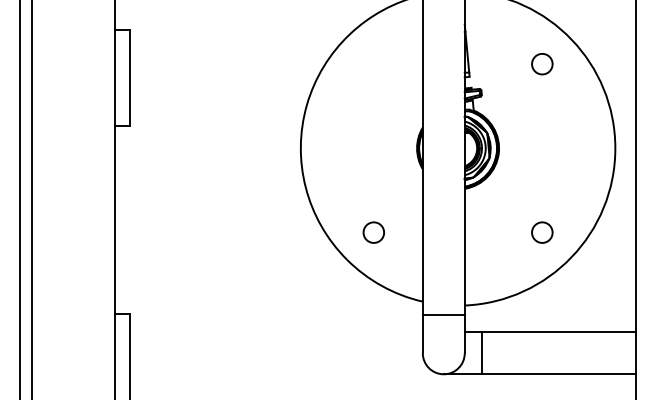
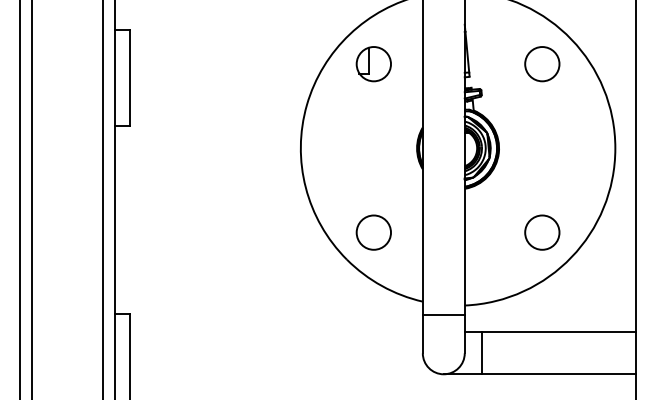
circle diameter: 21 px -> 34 px (542, 64)
part: none -> present (373, 64)
line: none -> present (102, 199)
circle diameter: 21 px -> 34 px (373, 232)
circle diameter: 21 px -> 34 px (542, 232)
